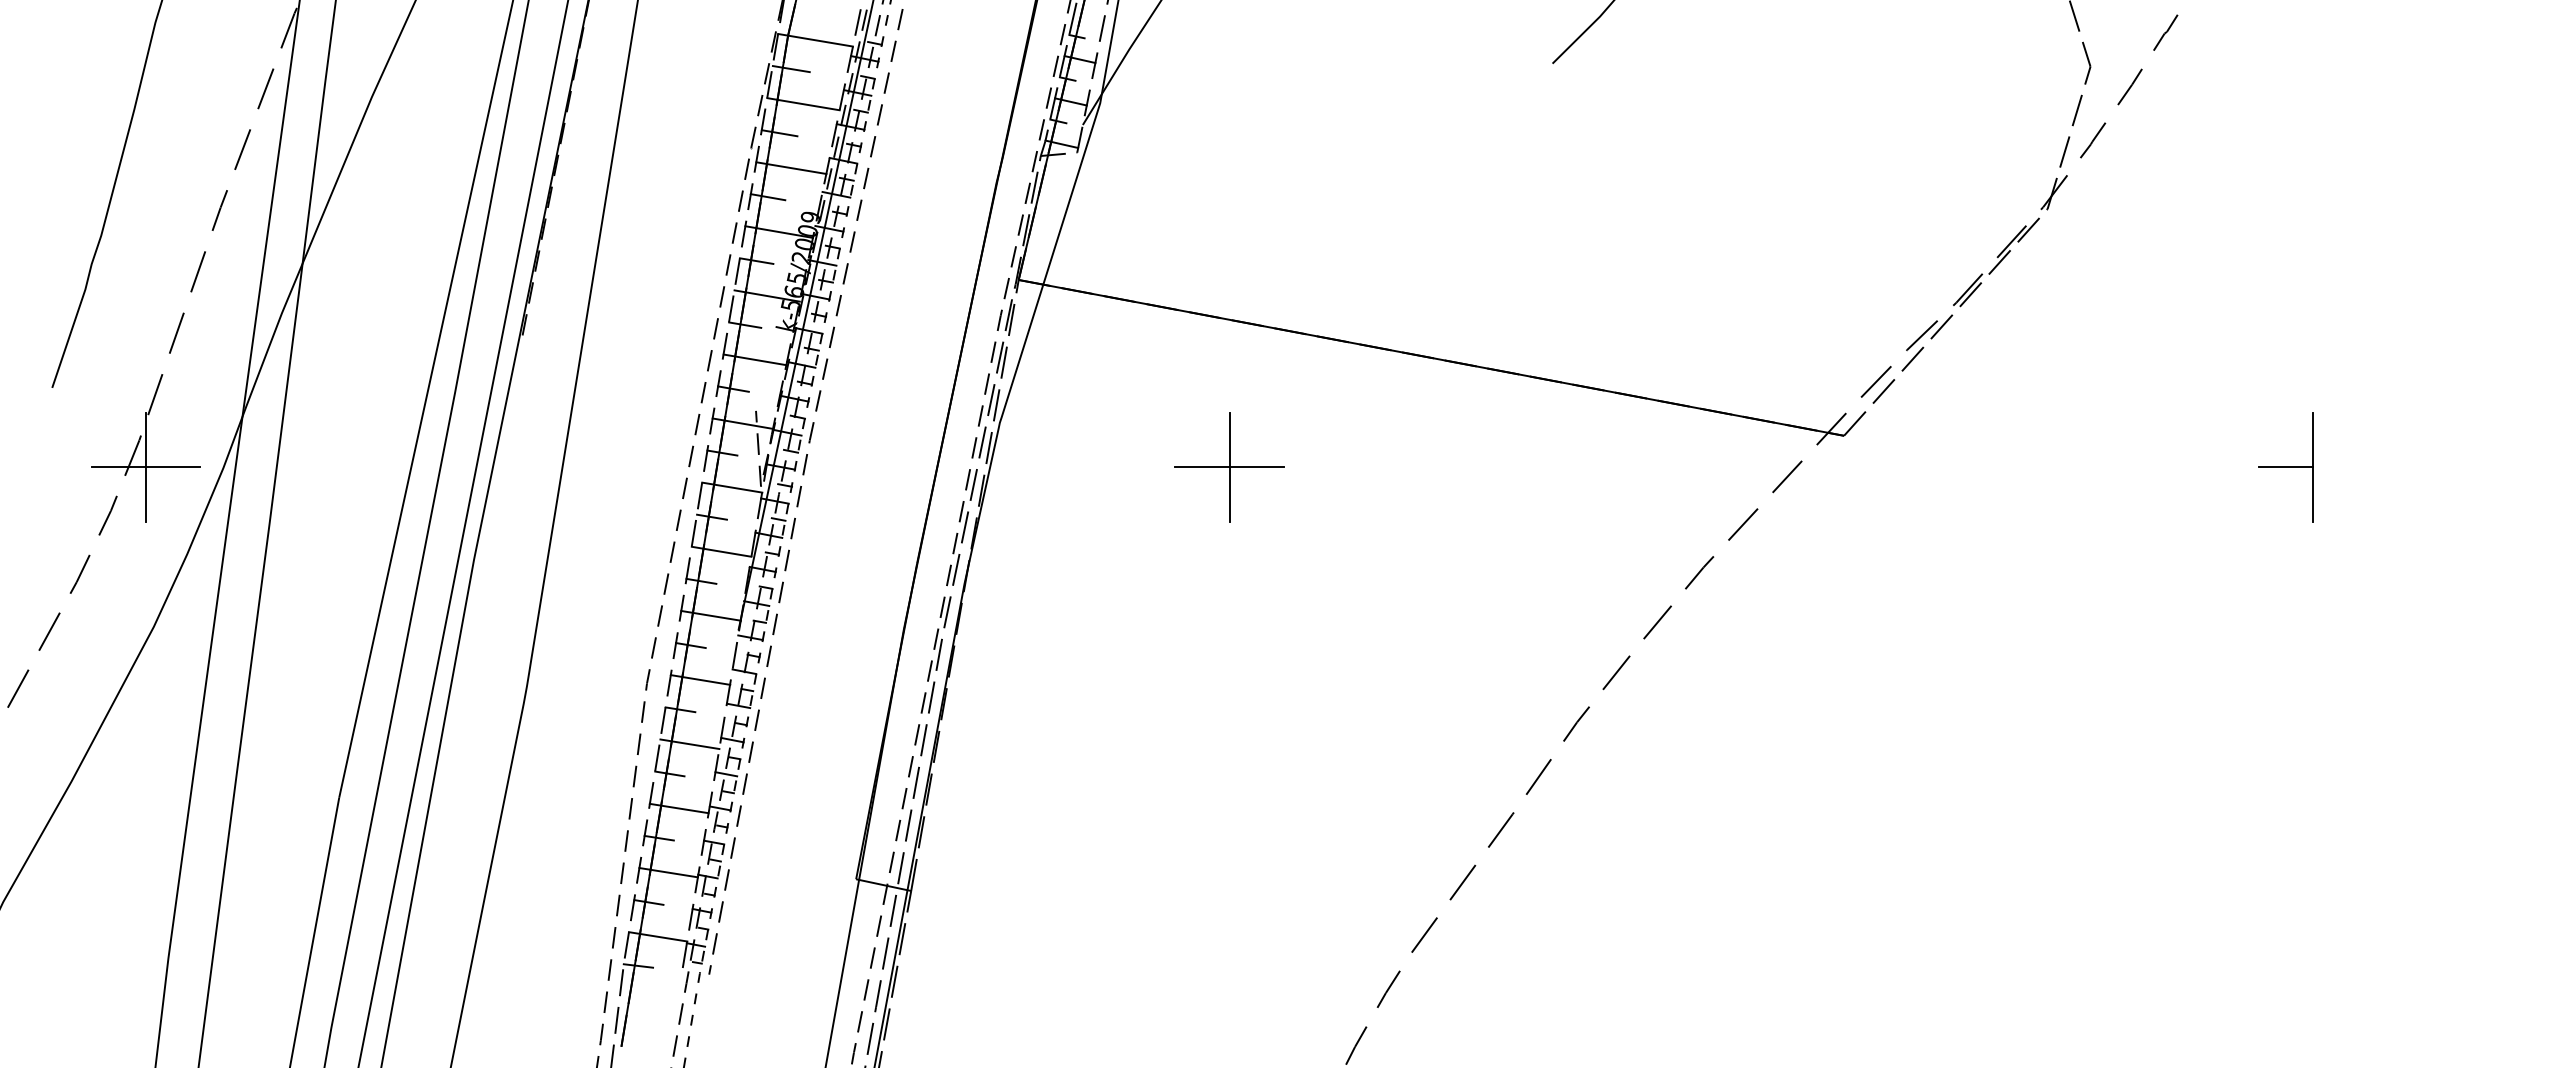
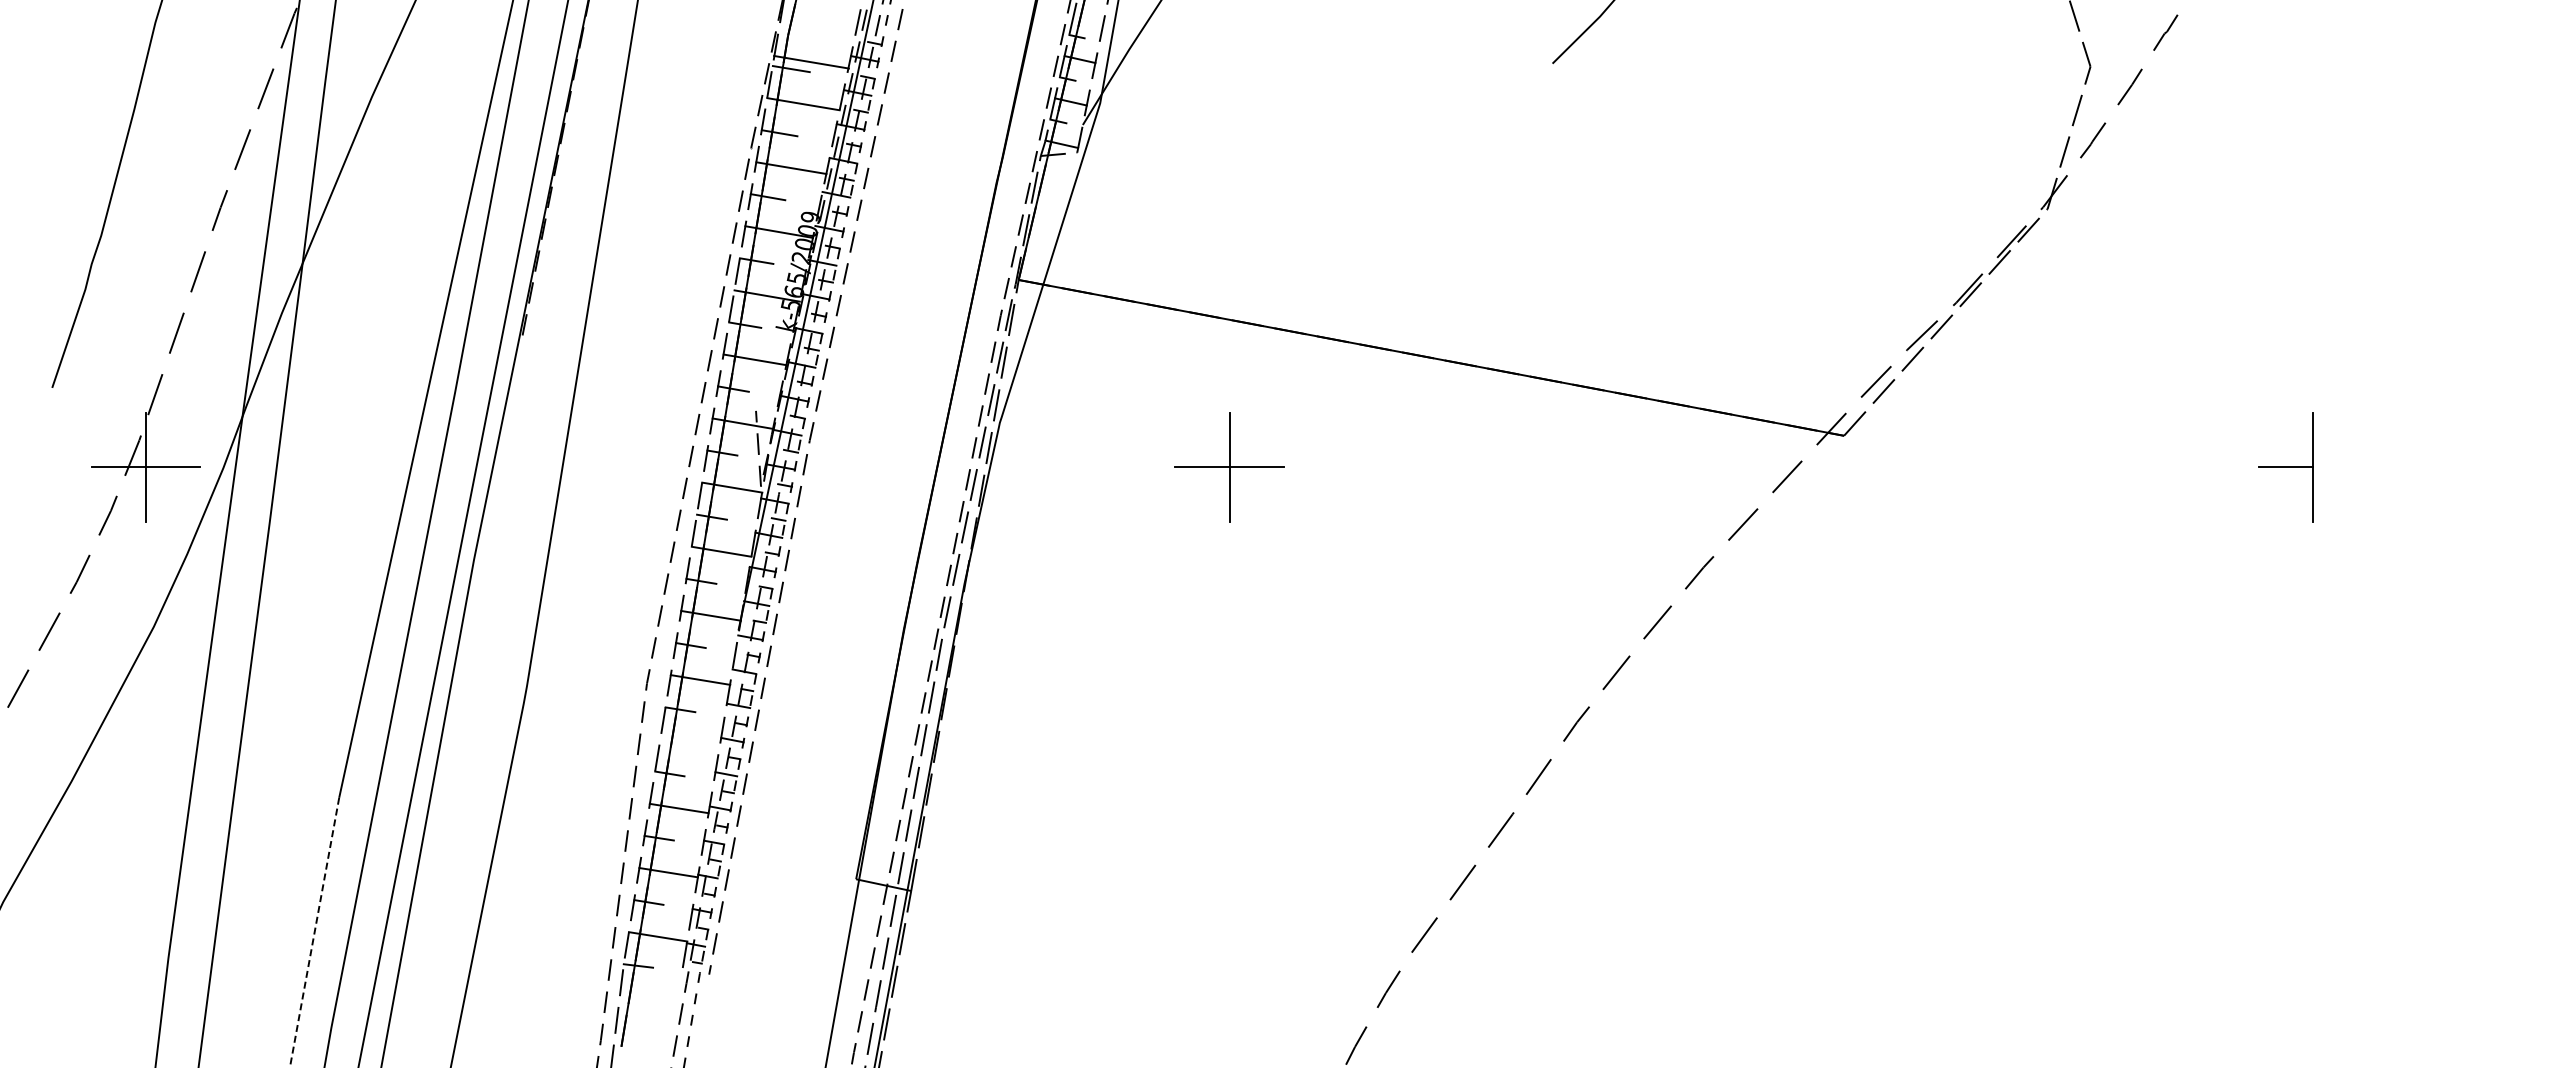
line position: (815, 39) -> (811, 61) (811, 61)
line: present -> none (689, 744)
line: solid -> dashed (314, 932)
